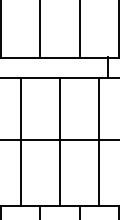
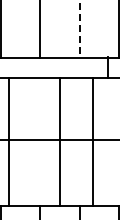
line: solid -> dashed (79, 28)
line position: (20, 141) -> (8, 141) (8, 141)
line position: (99, 141) -> (93, 141) (93, 141)
